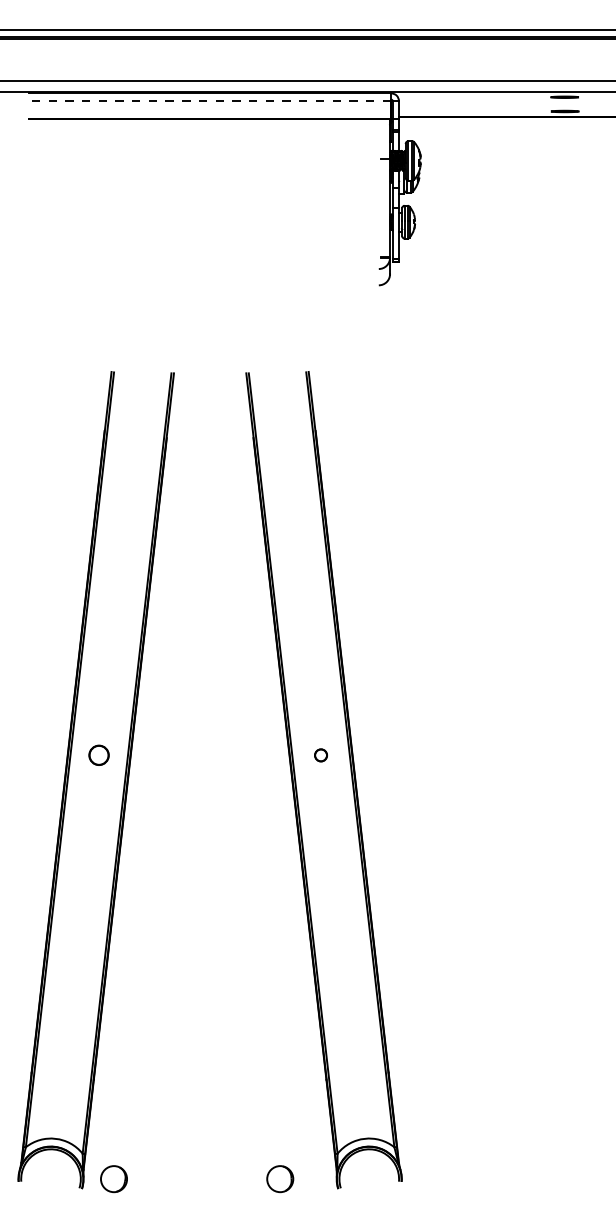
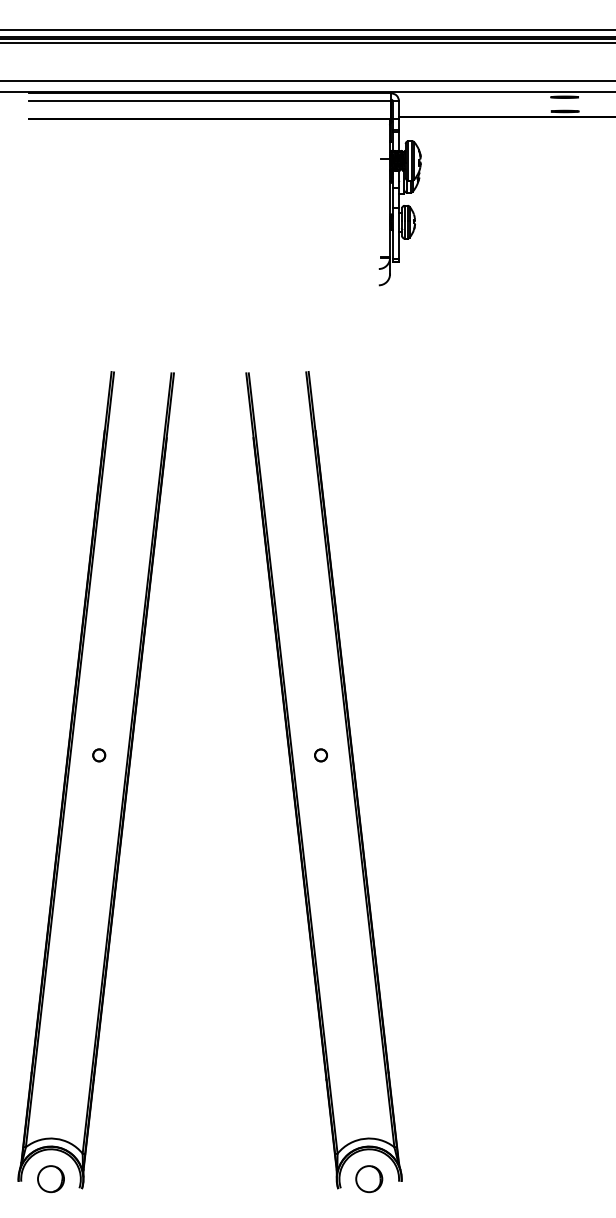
line: none -> present (307, 43)
line: dashed -> solid (209, 100)
circle size: 22x22 px -> 15x15 px (99, 755)
circle position: (113, 1179) -> (50, 1179) (50, 1179)
part position: (280, 1179) -> (369, 1179) (369, 1179)
